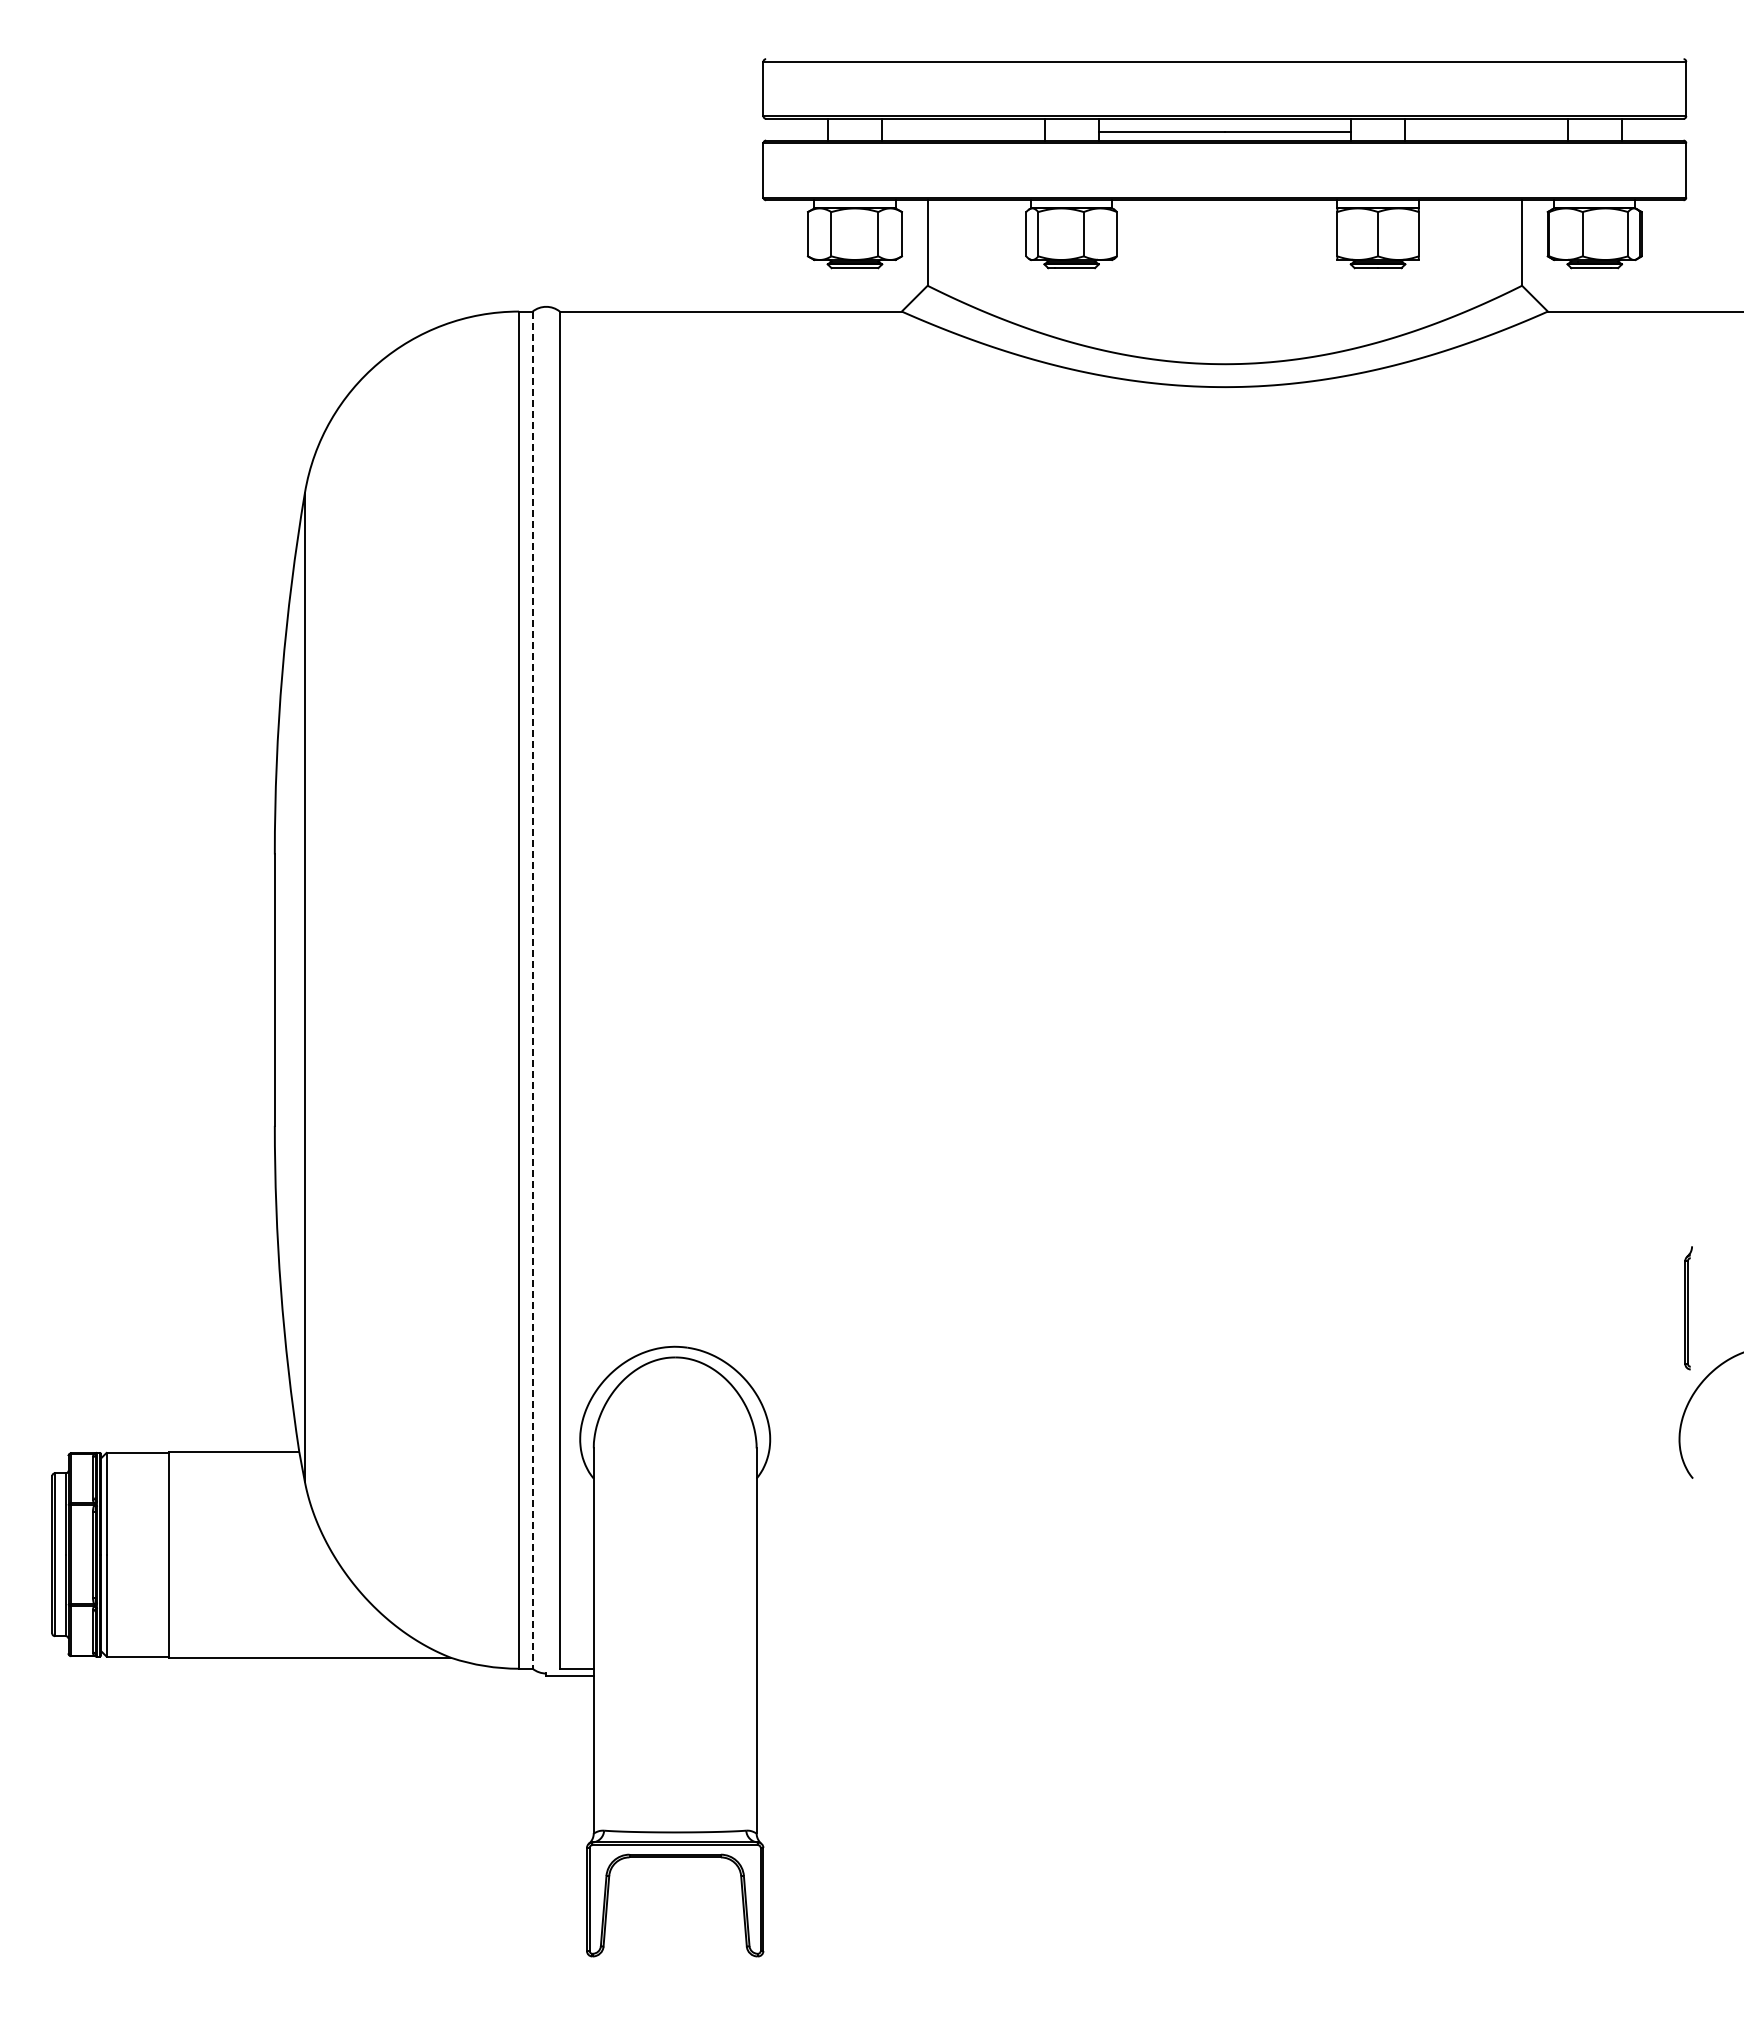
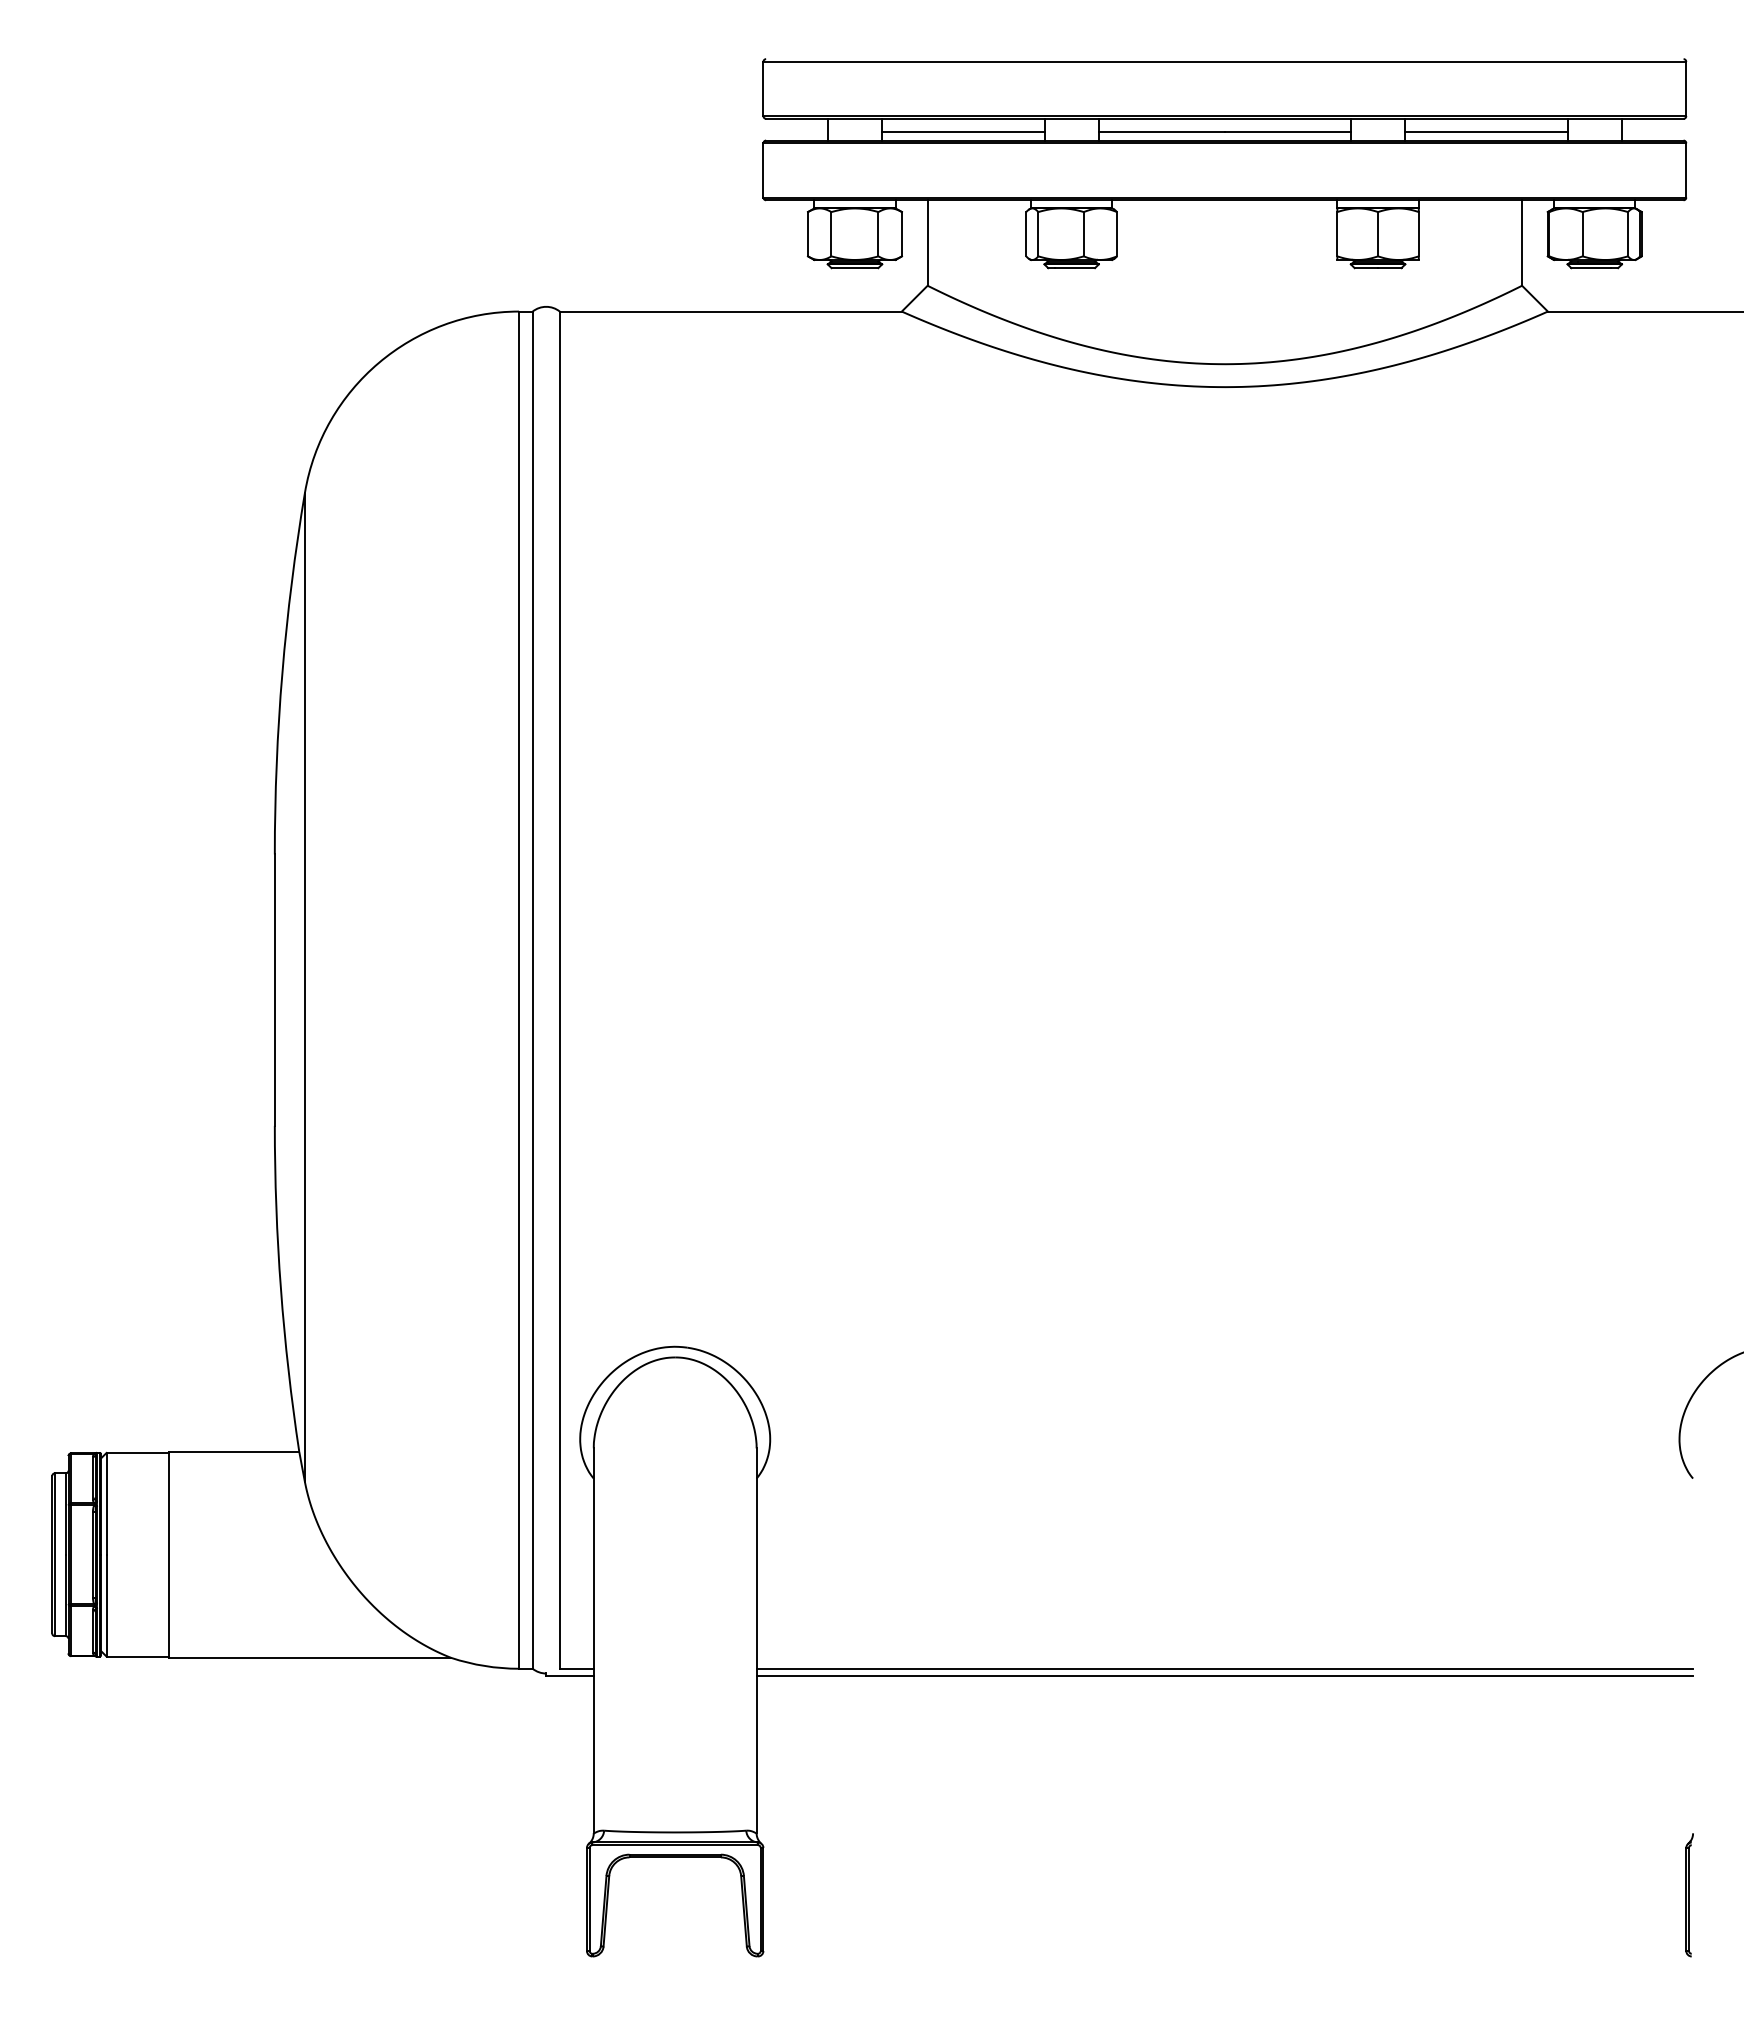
line: none -> present (963, 132)
line: none -> present (1486, 132)
line: dashed -> solid (532, 990)
part position: (1688, 1308) -> (1689, 1895) (1689, 1895)
line: none -> present (1224, 1668)
line: none -> present (1224, 1675)
